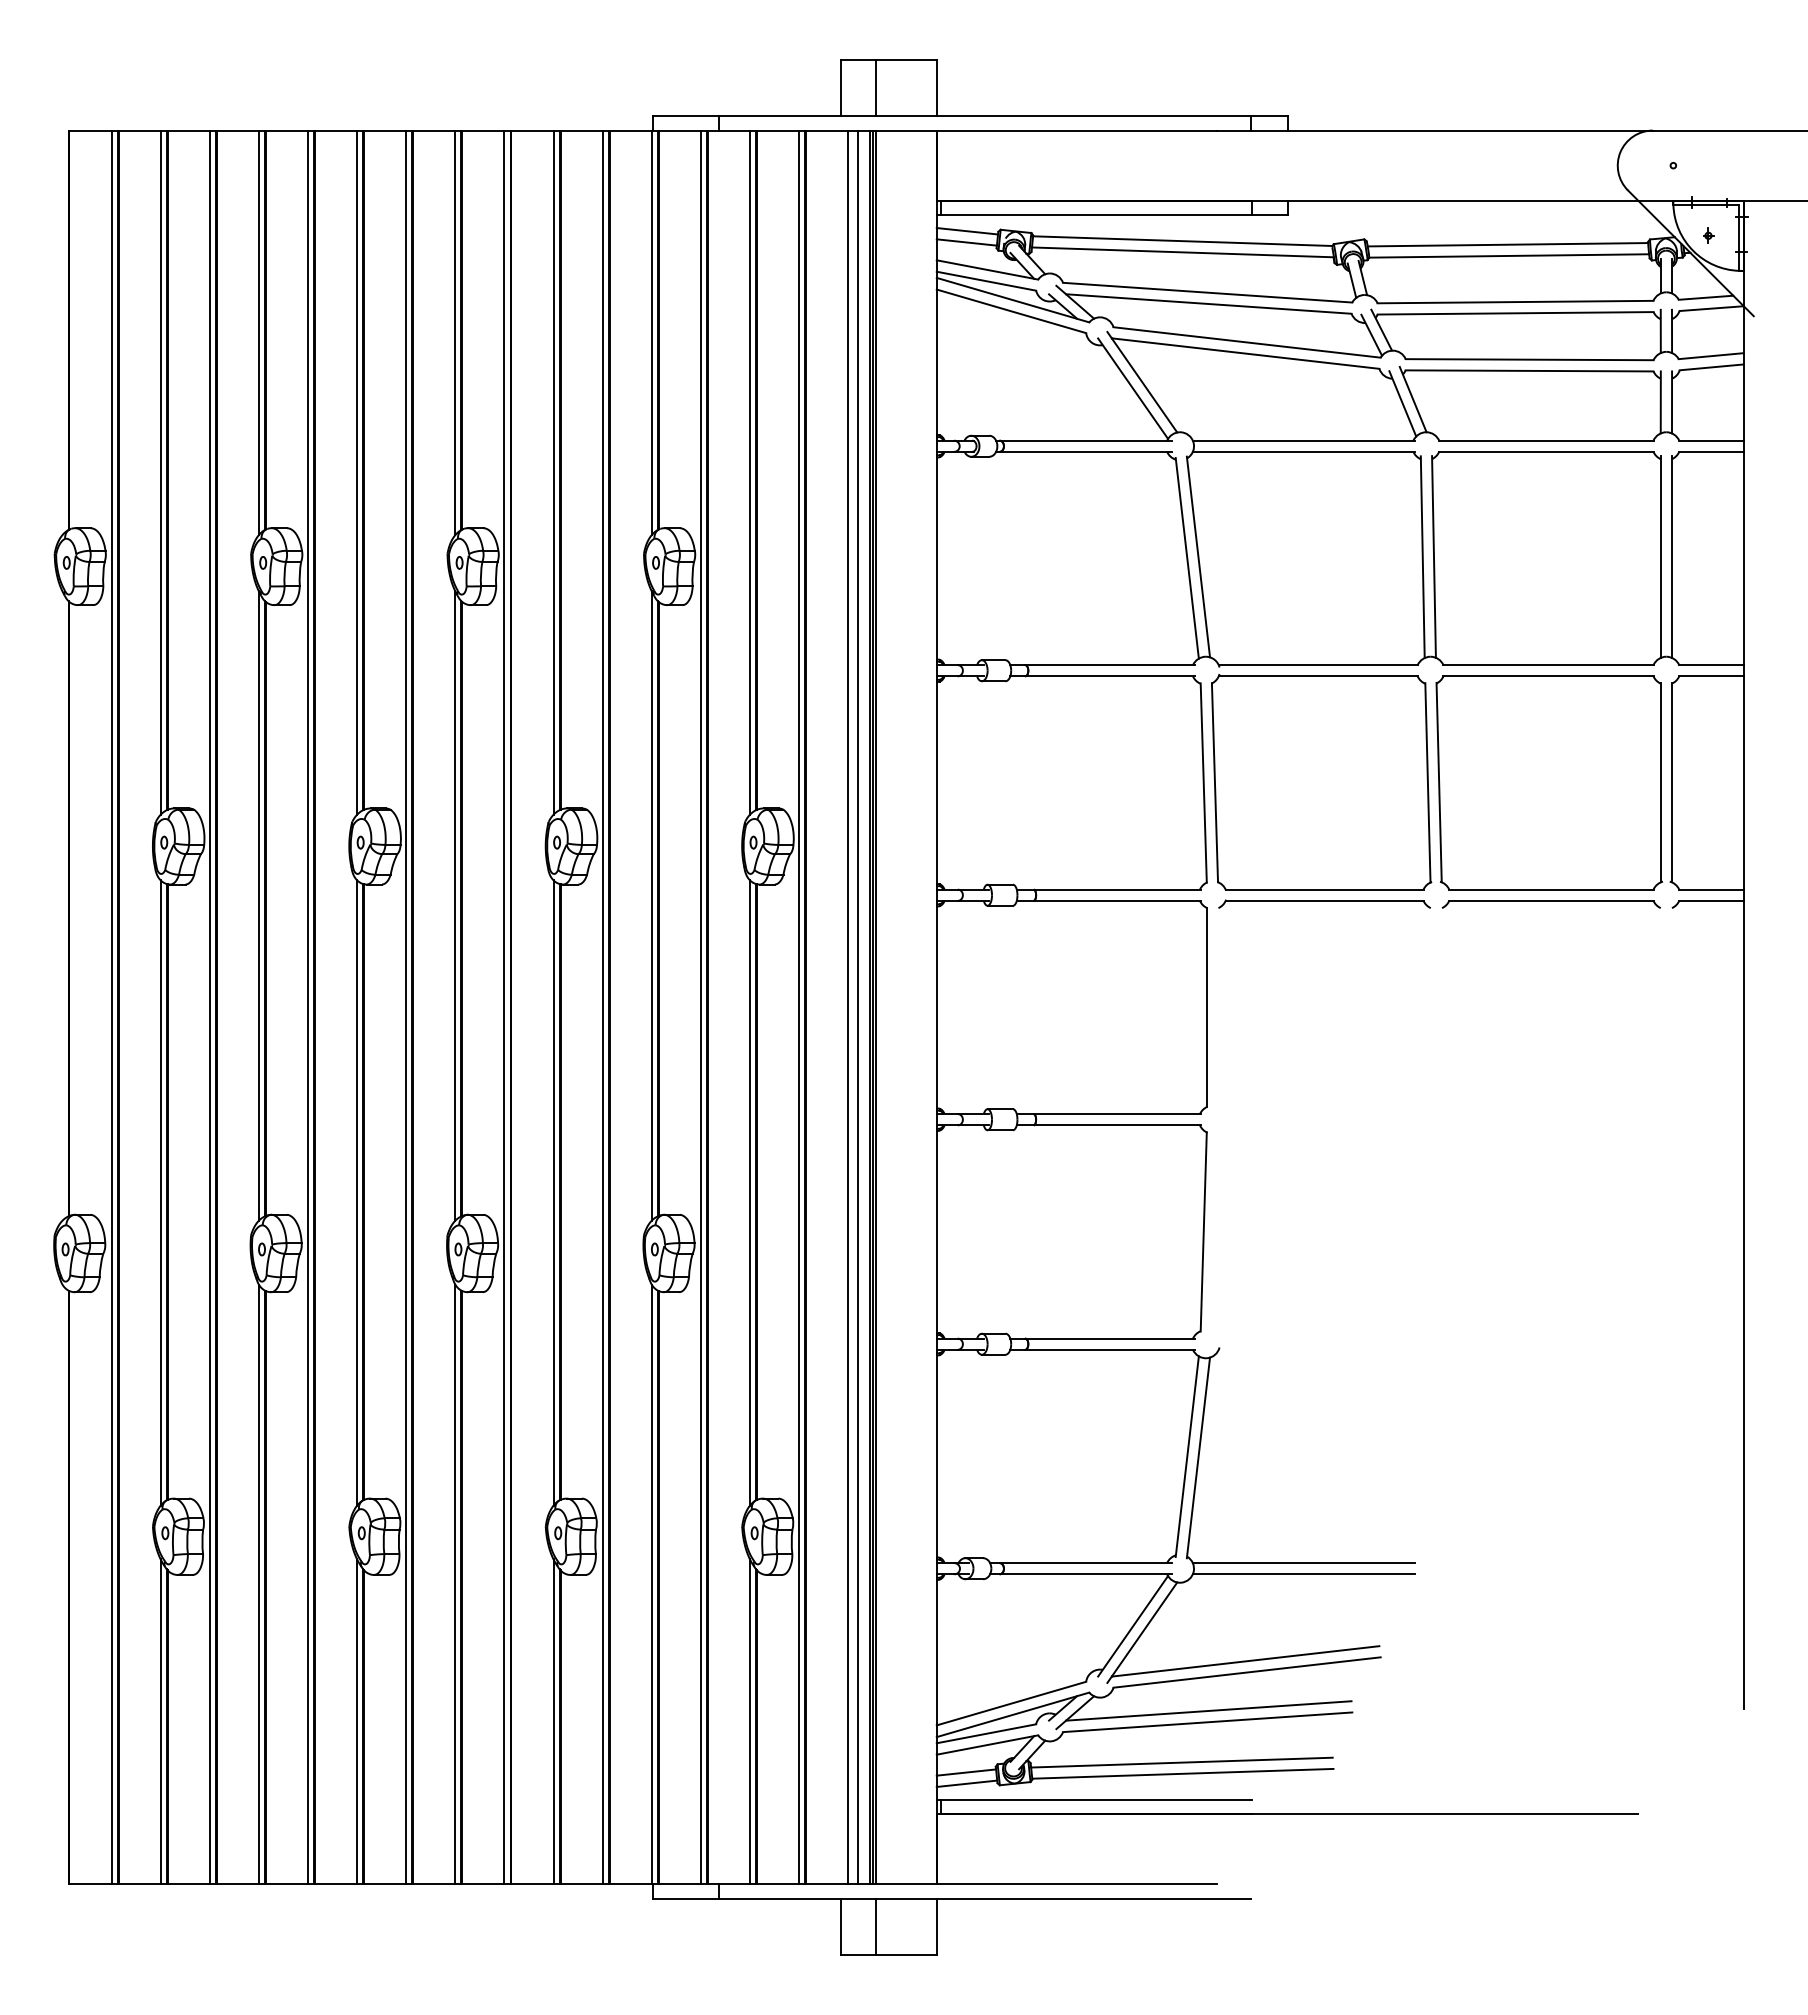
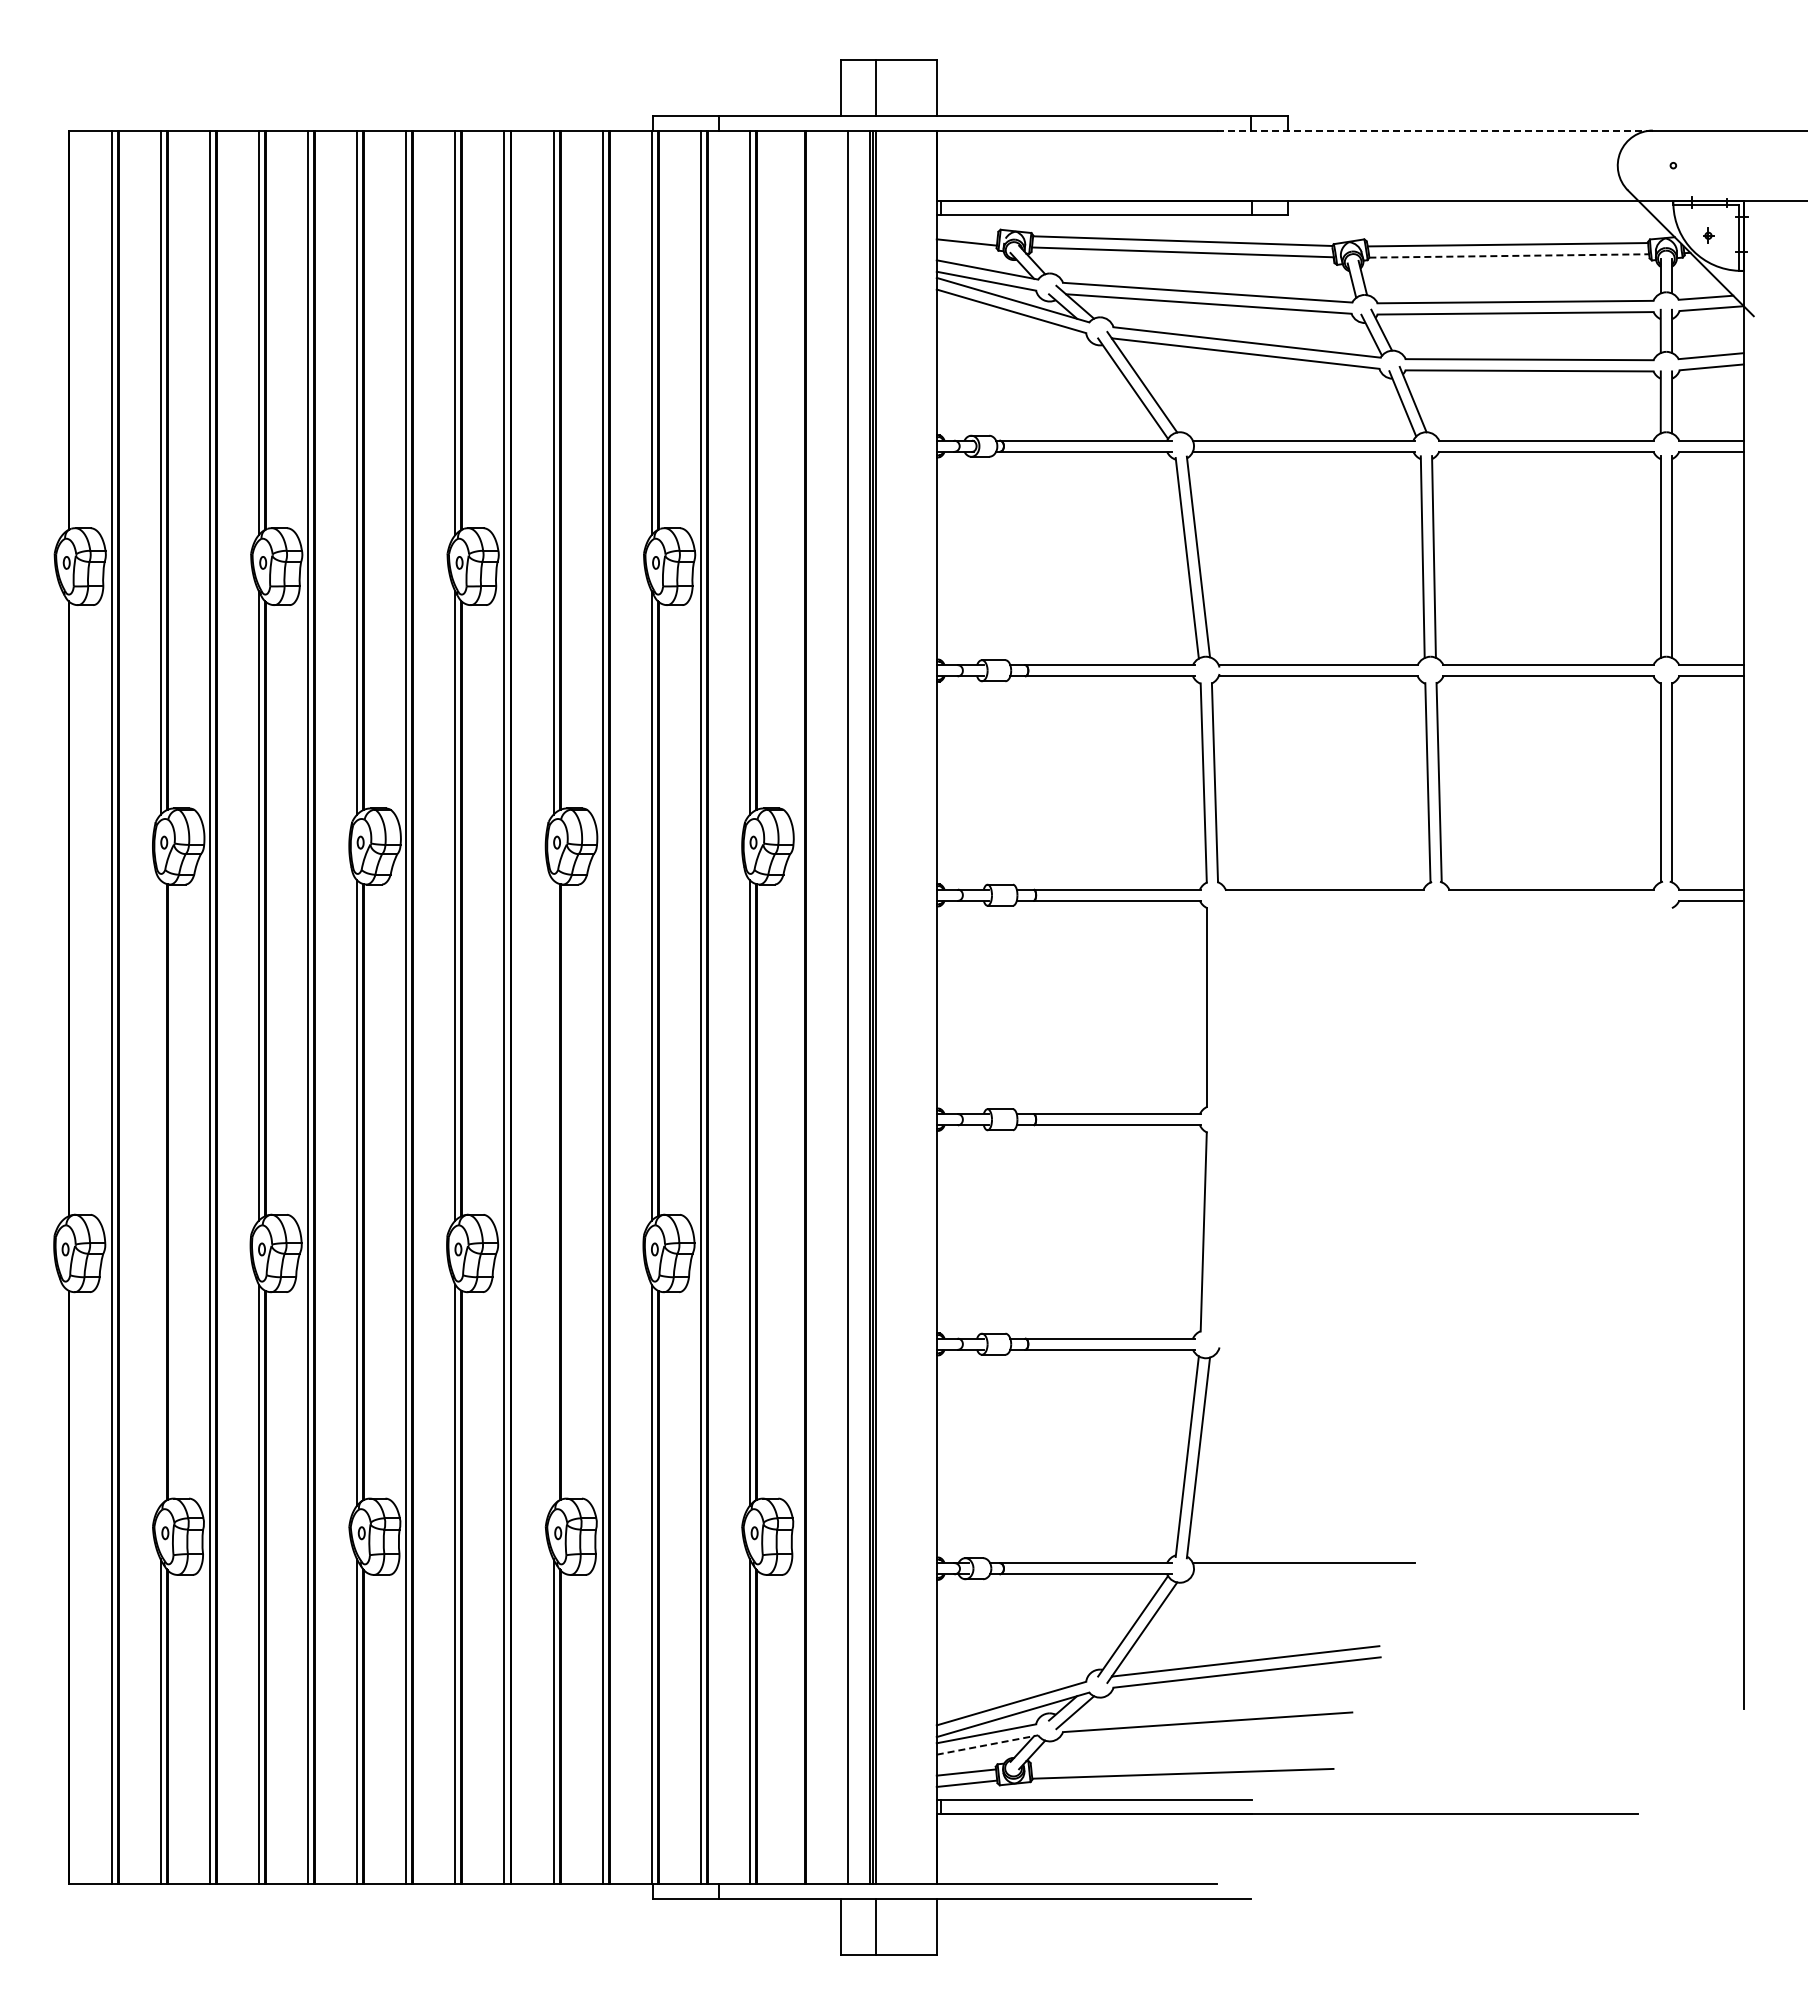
line: solid -> dashed (1435, 130)
line: present -> none (967, 231)
line: solid -> dashed (1509, 255)
part: present -> none (1324, 903)
part: present -> none (1550, 904)
line: present -> none (799, 1007)
line: present -> none (857, 1007)
line: present -> none (160, 1192)
line: present -> none (553, 1192)
line: present -> none (1303, 1574)
line: present -> none (1208, 1710)
line: solid -> dashed (987, 1745)
line: present -> none (1181, 1762)
